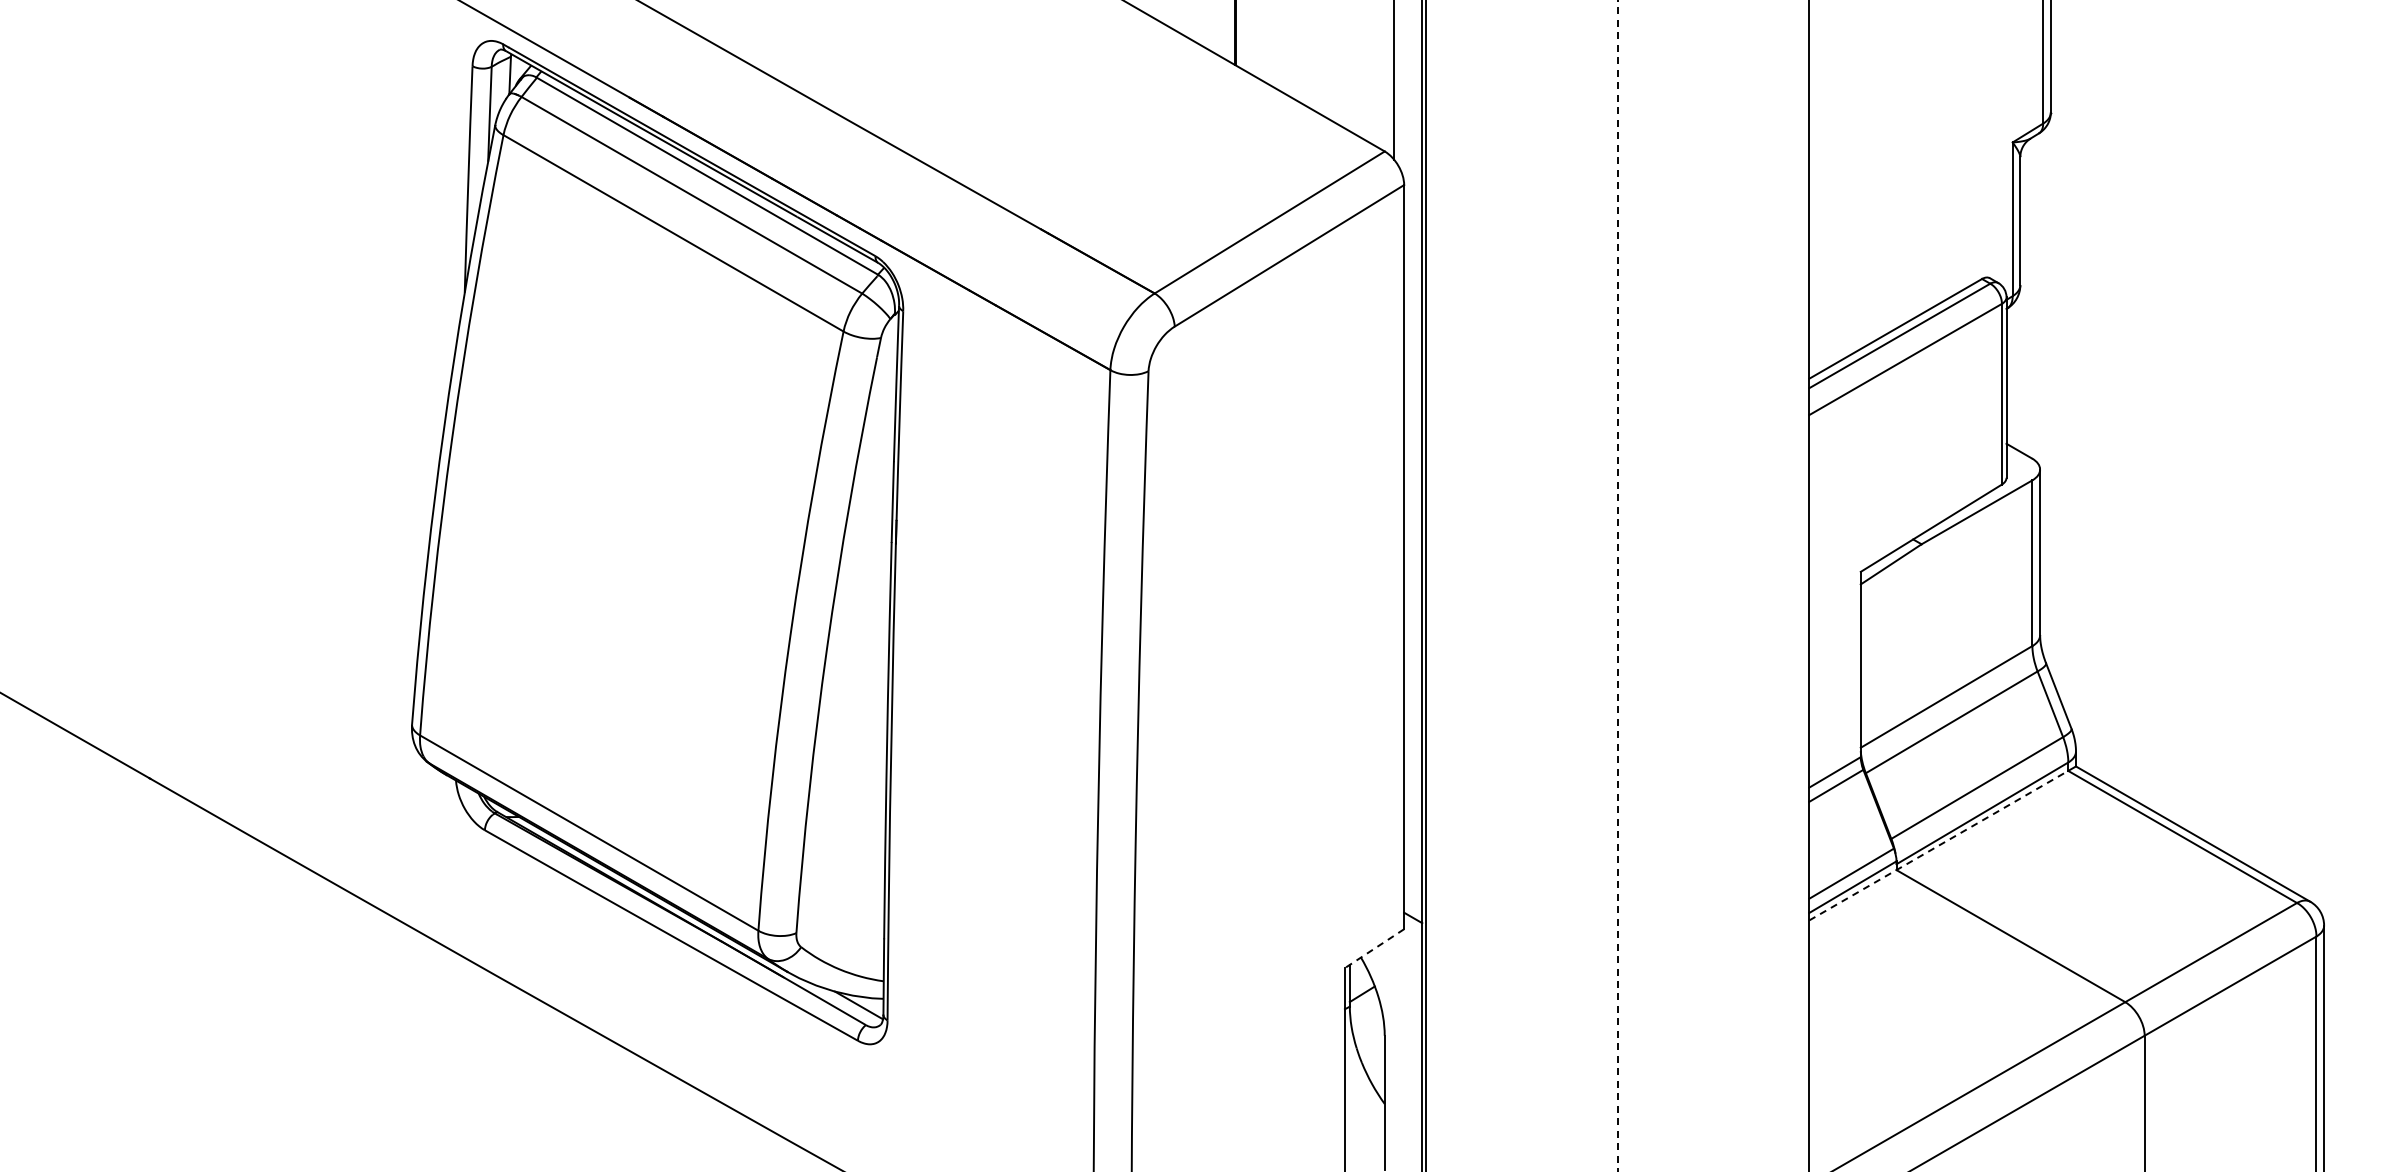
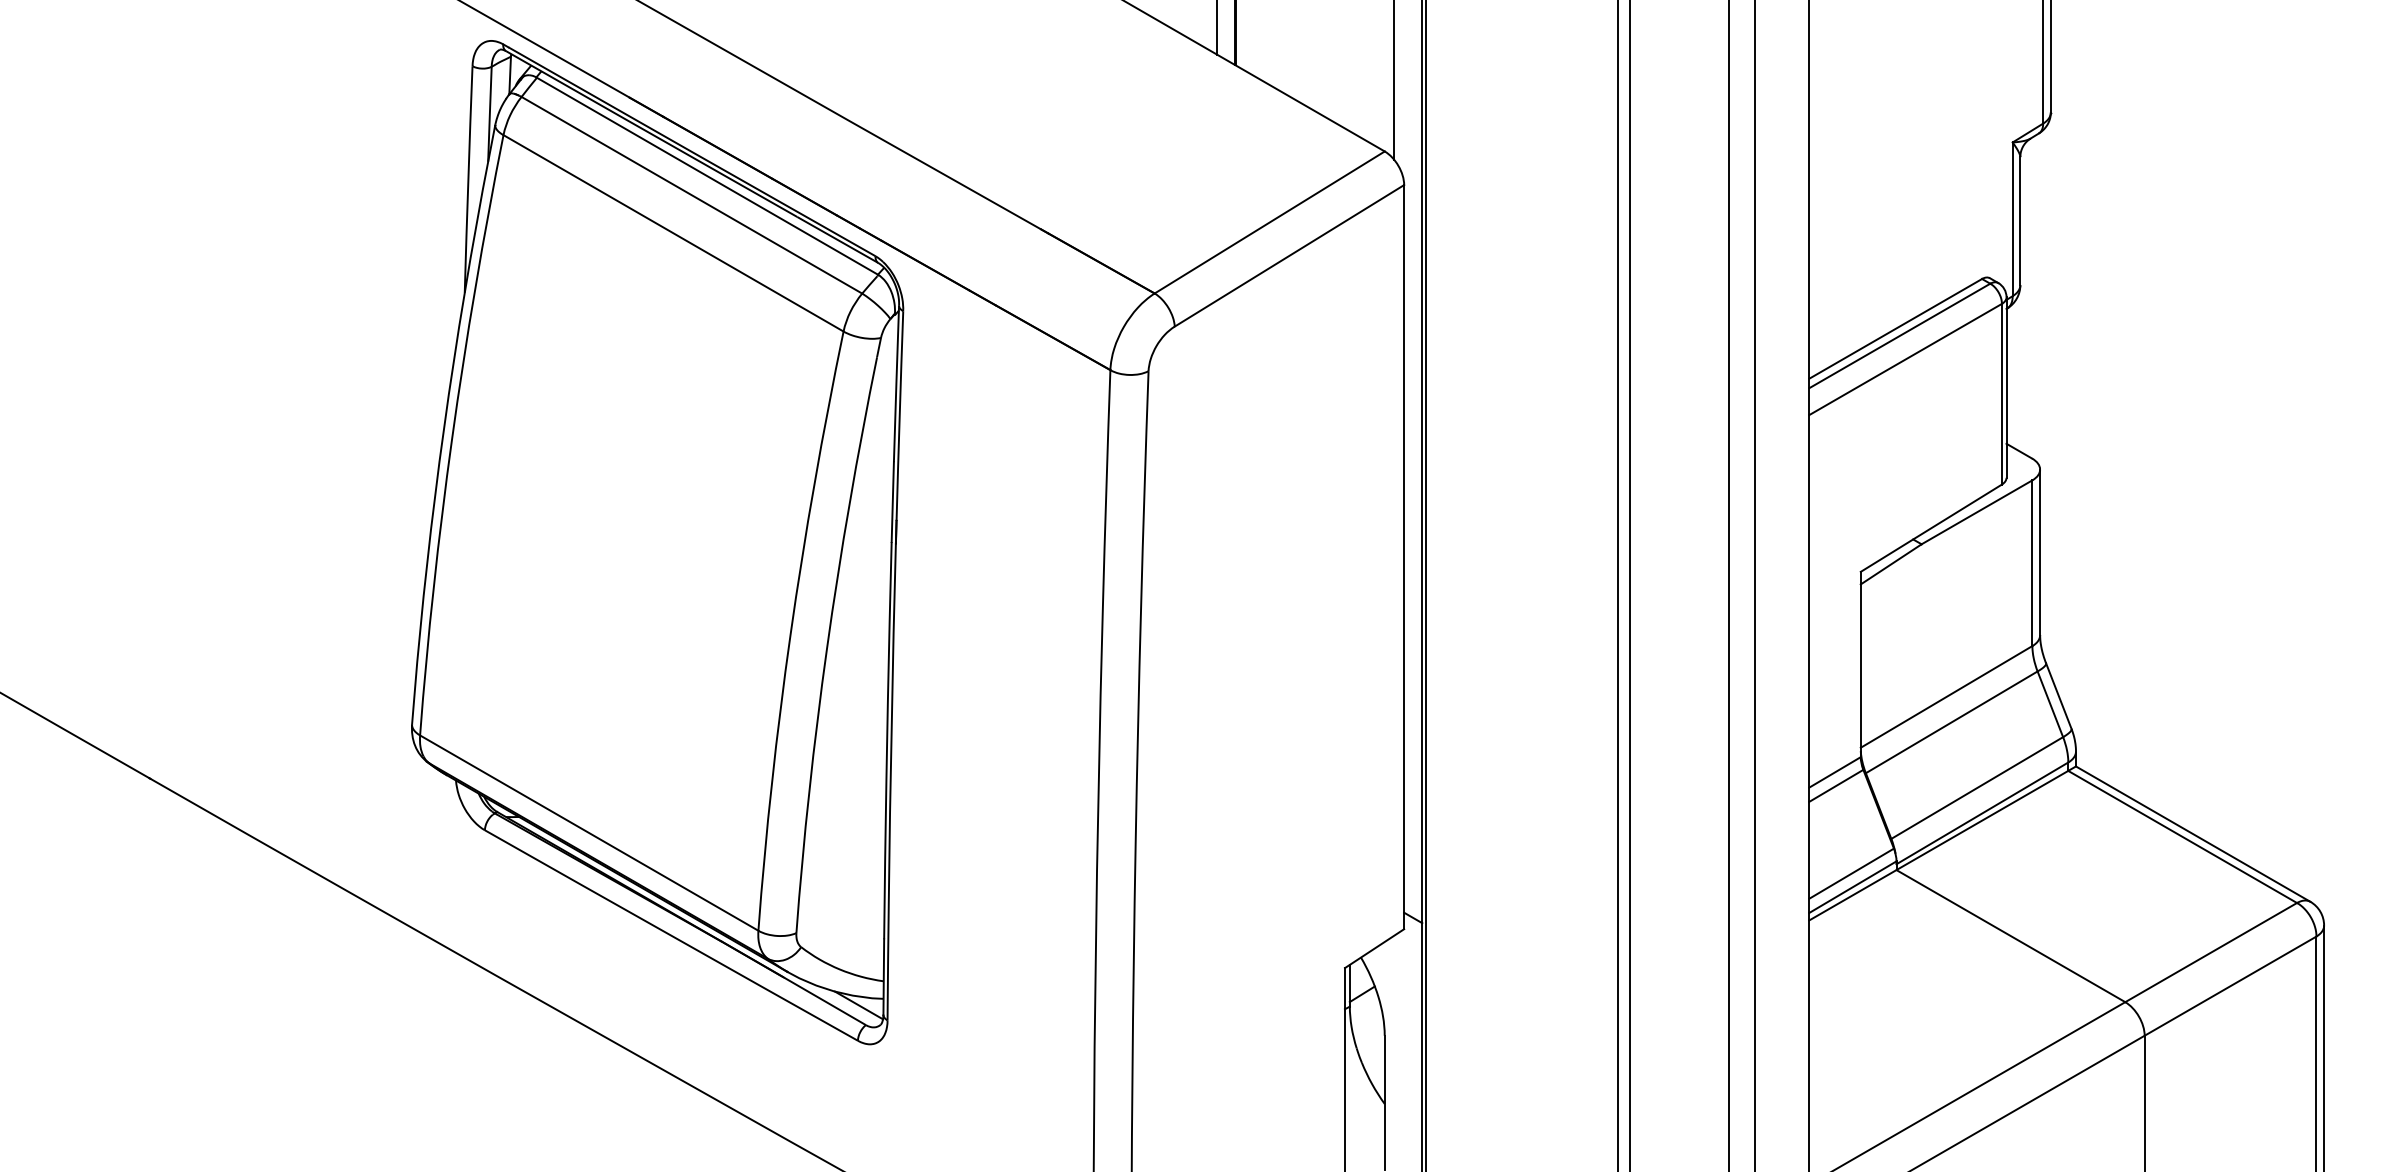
line: none -> present (1217, 28)
line: none -> present (1630, 585)
line: none -> present (1728, 585)
line: none -> present (1754, 585)
line: dashed -> solid (1617, 586)
line: dashed -> solid (1938, 845)
line: dashed -> solid (1374, 948)
